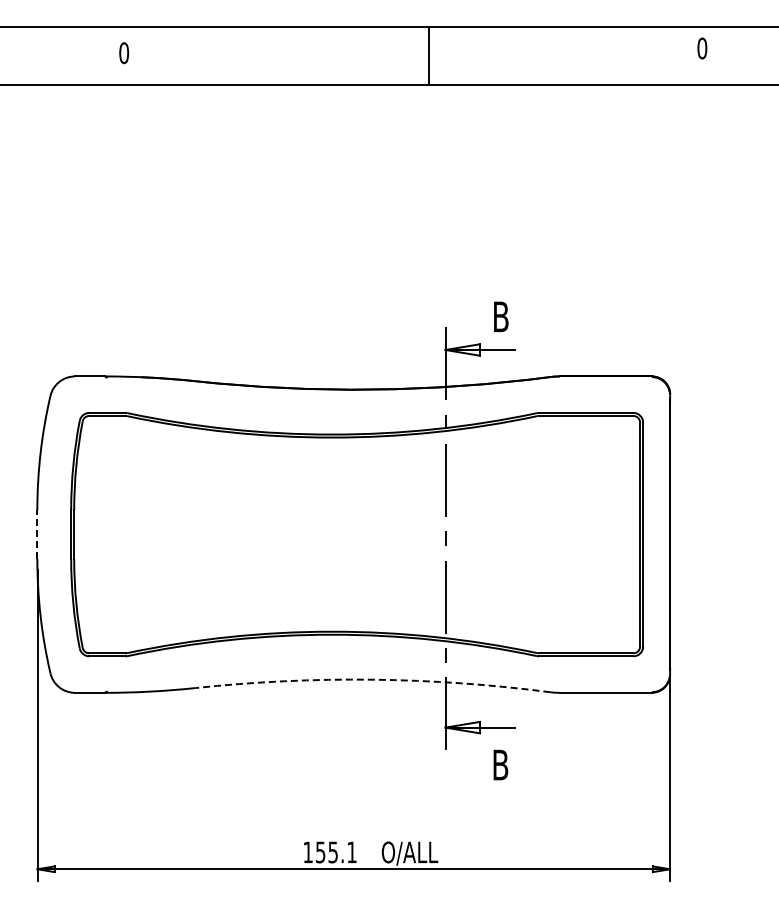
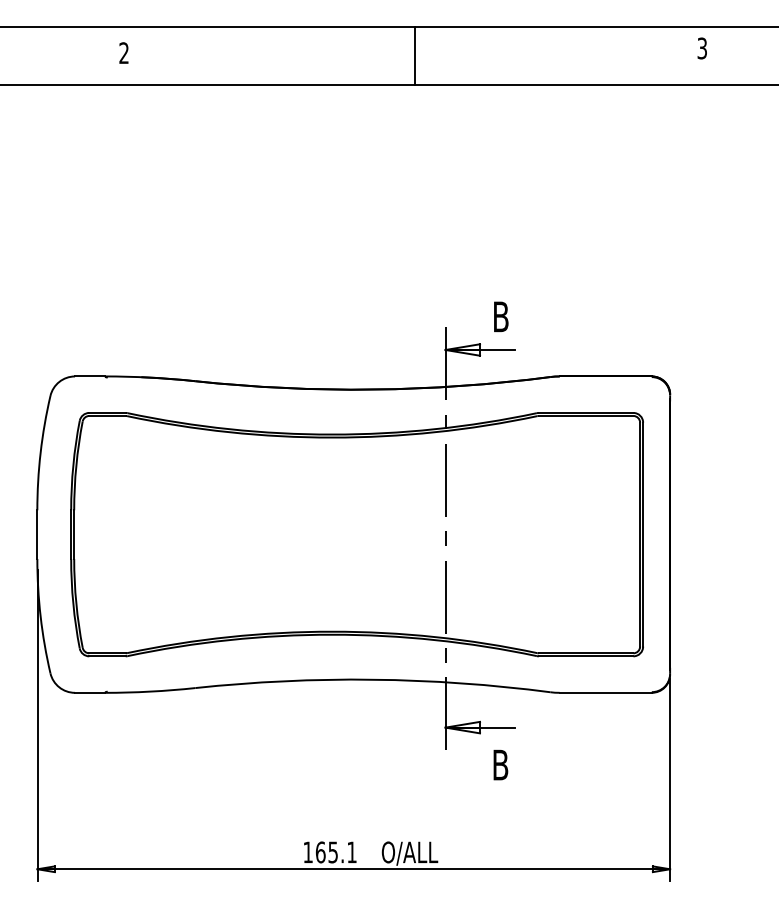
text: 0 -> 3 (702, 48)
text: 0 -> 2 (124, 53)
line position: (428, 55) -> (414, 55) (414, 55)
line: dashed -> solid (37, 534)
arc: dashed -> solid (373, 679)
text: 155.1 -> 165.1 (320, 852)
